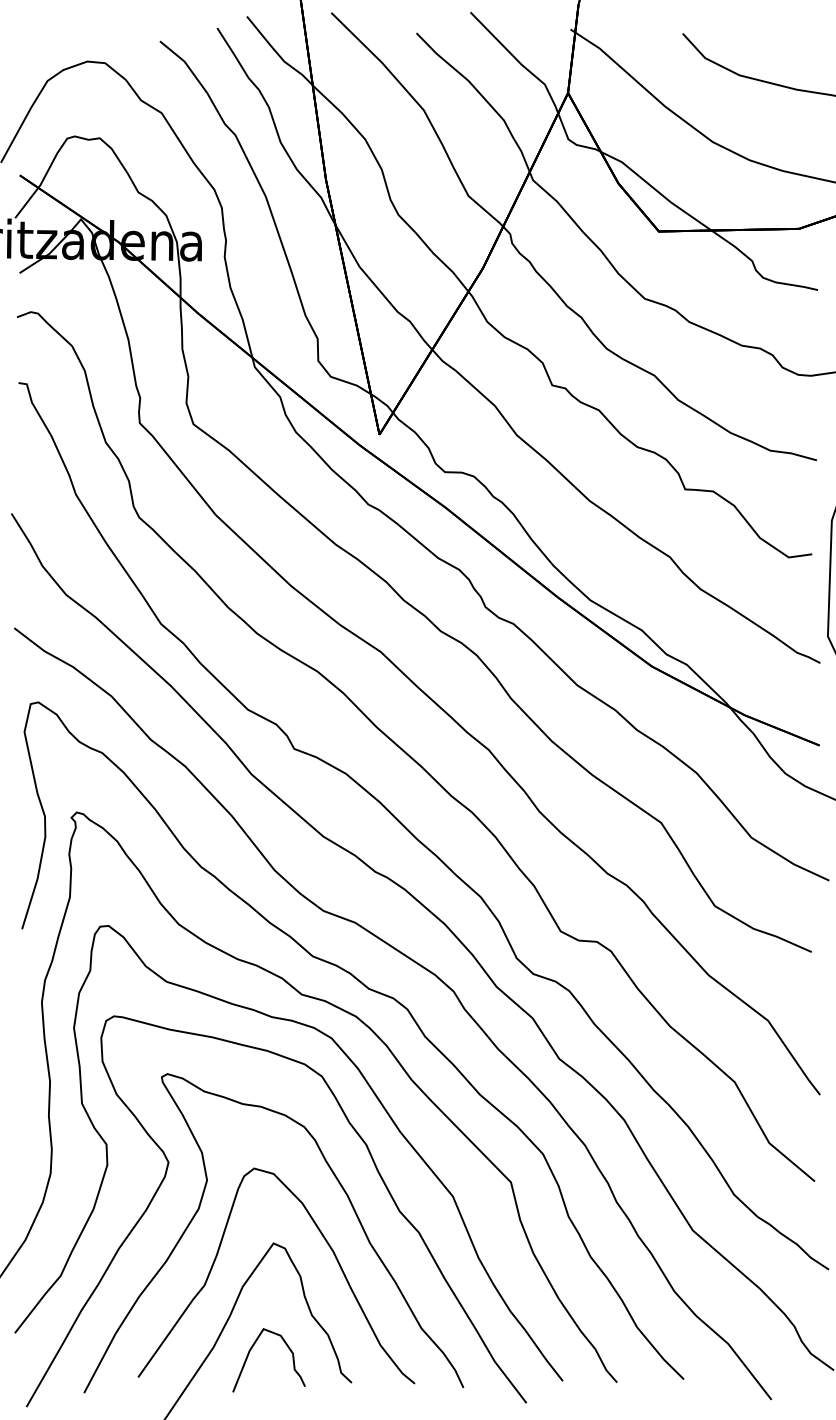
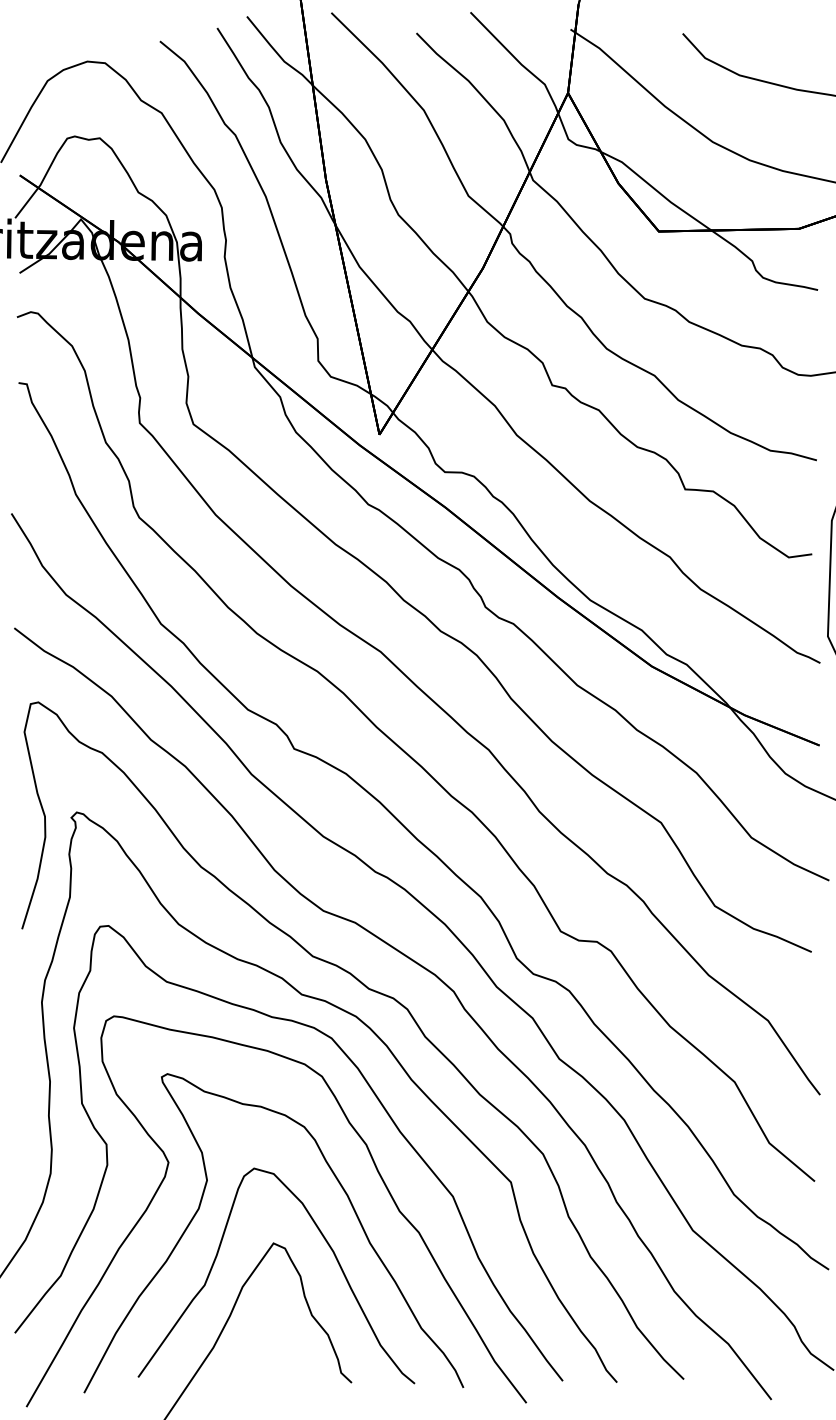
part: present -> none (249, 1354)
